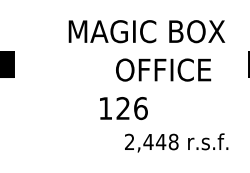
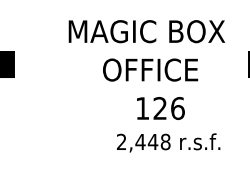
text position: (163, 69) -> (150, 69) (150, 69)
text position: (123, 108) -> (160, 108) (160, 108)
text position: (176, 142) -> (168, 142) (168, 142)
